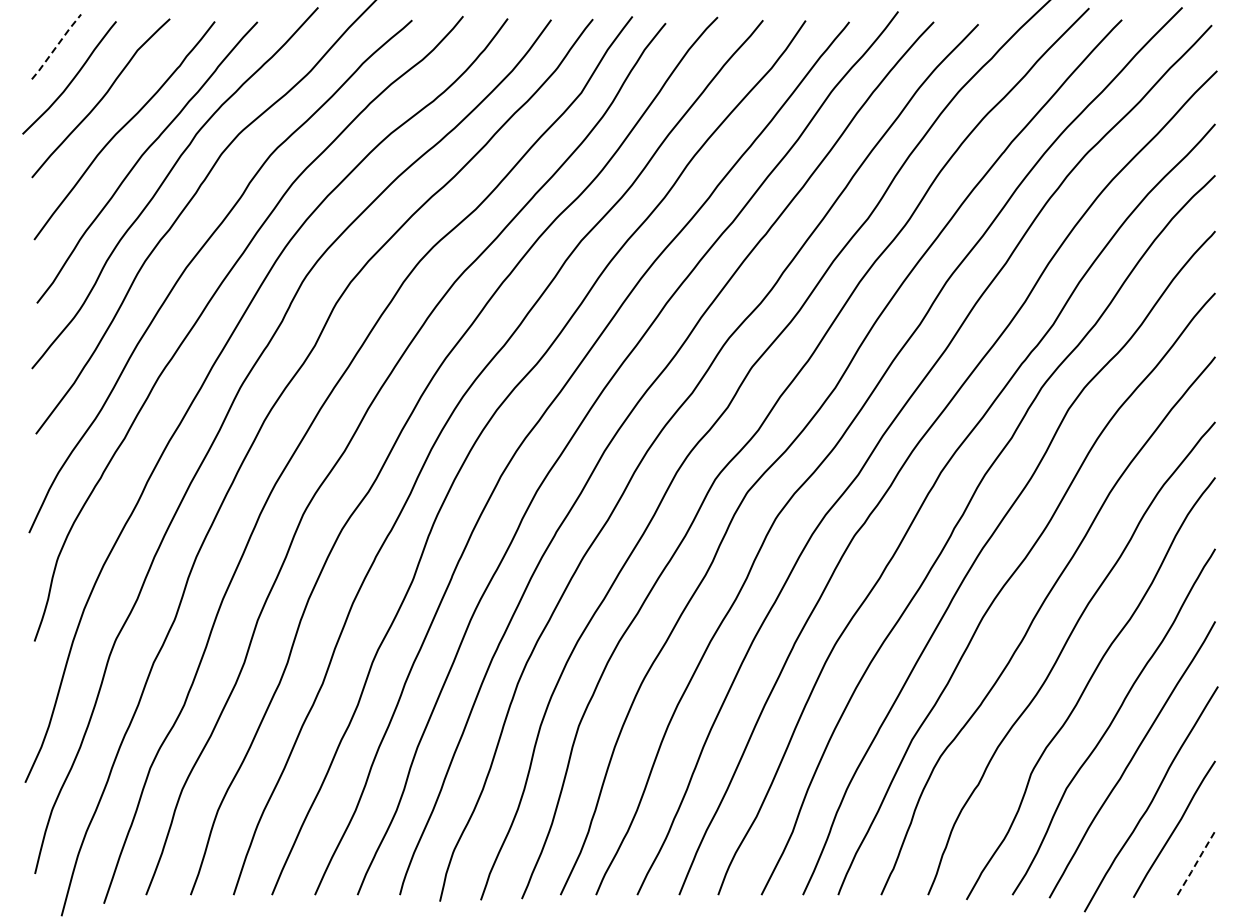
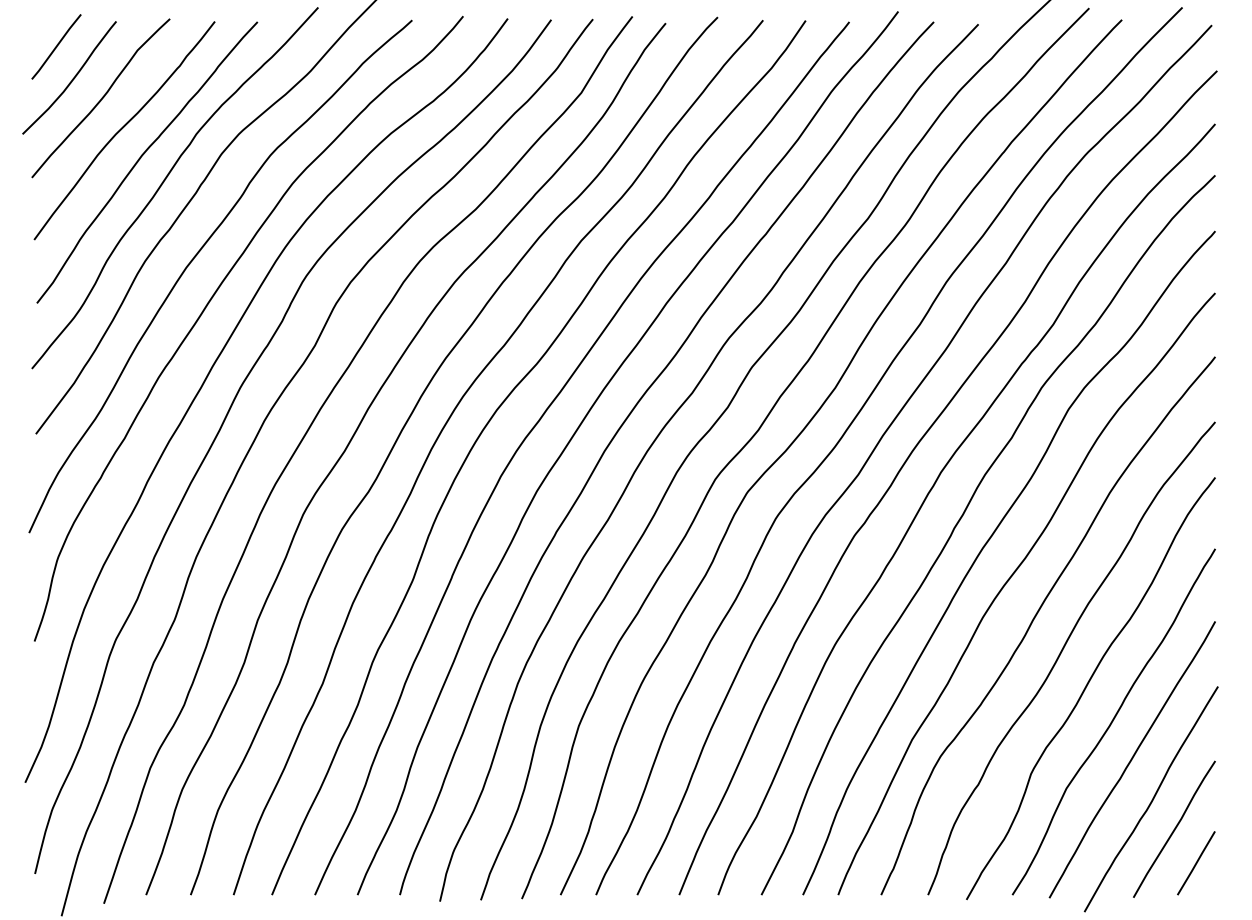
line: dashed -> solid (56, 46)
line: dashed -> solid (1196, 863)
